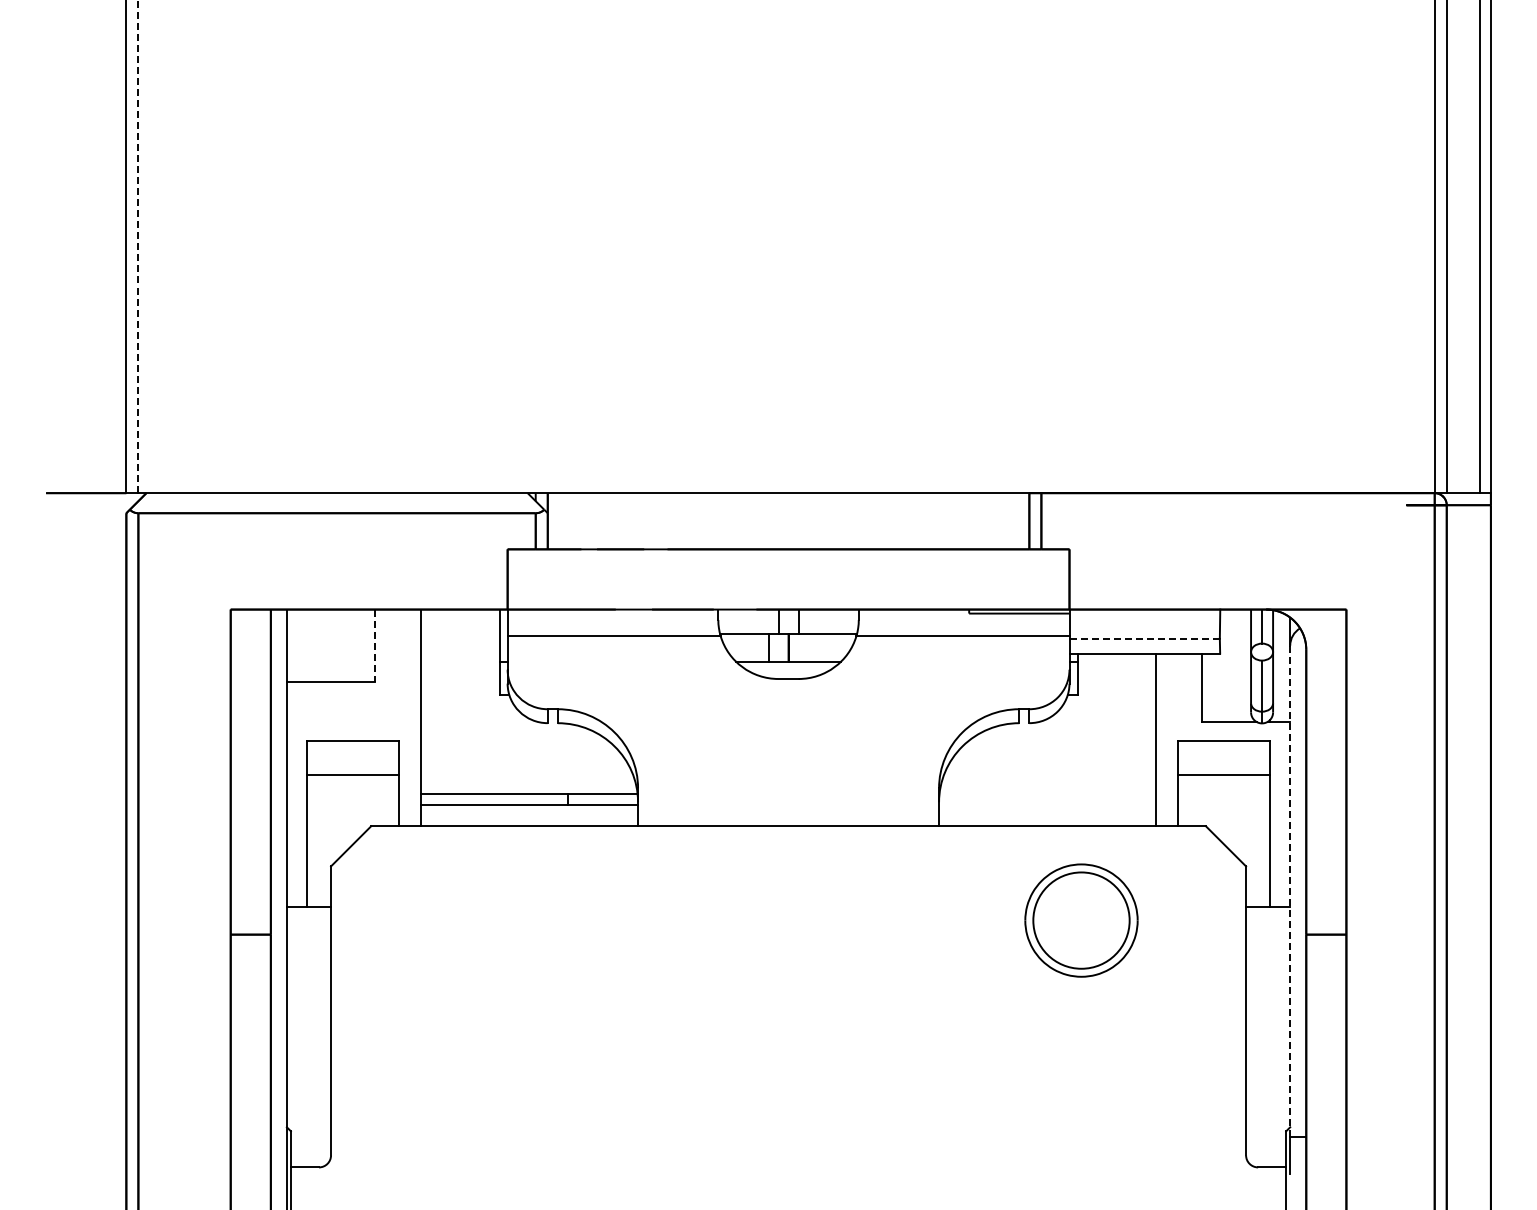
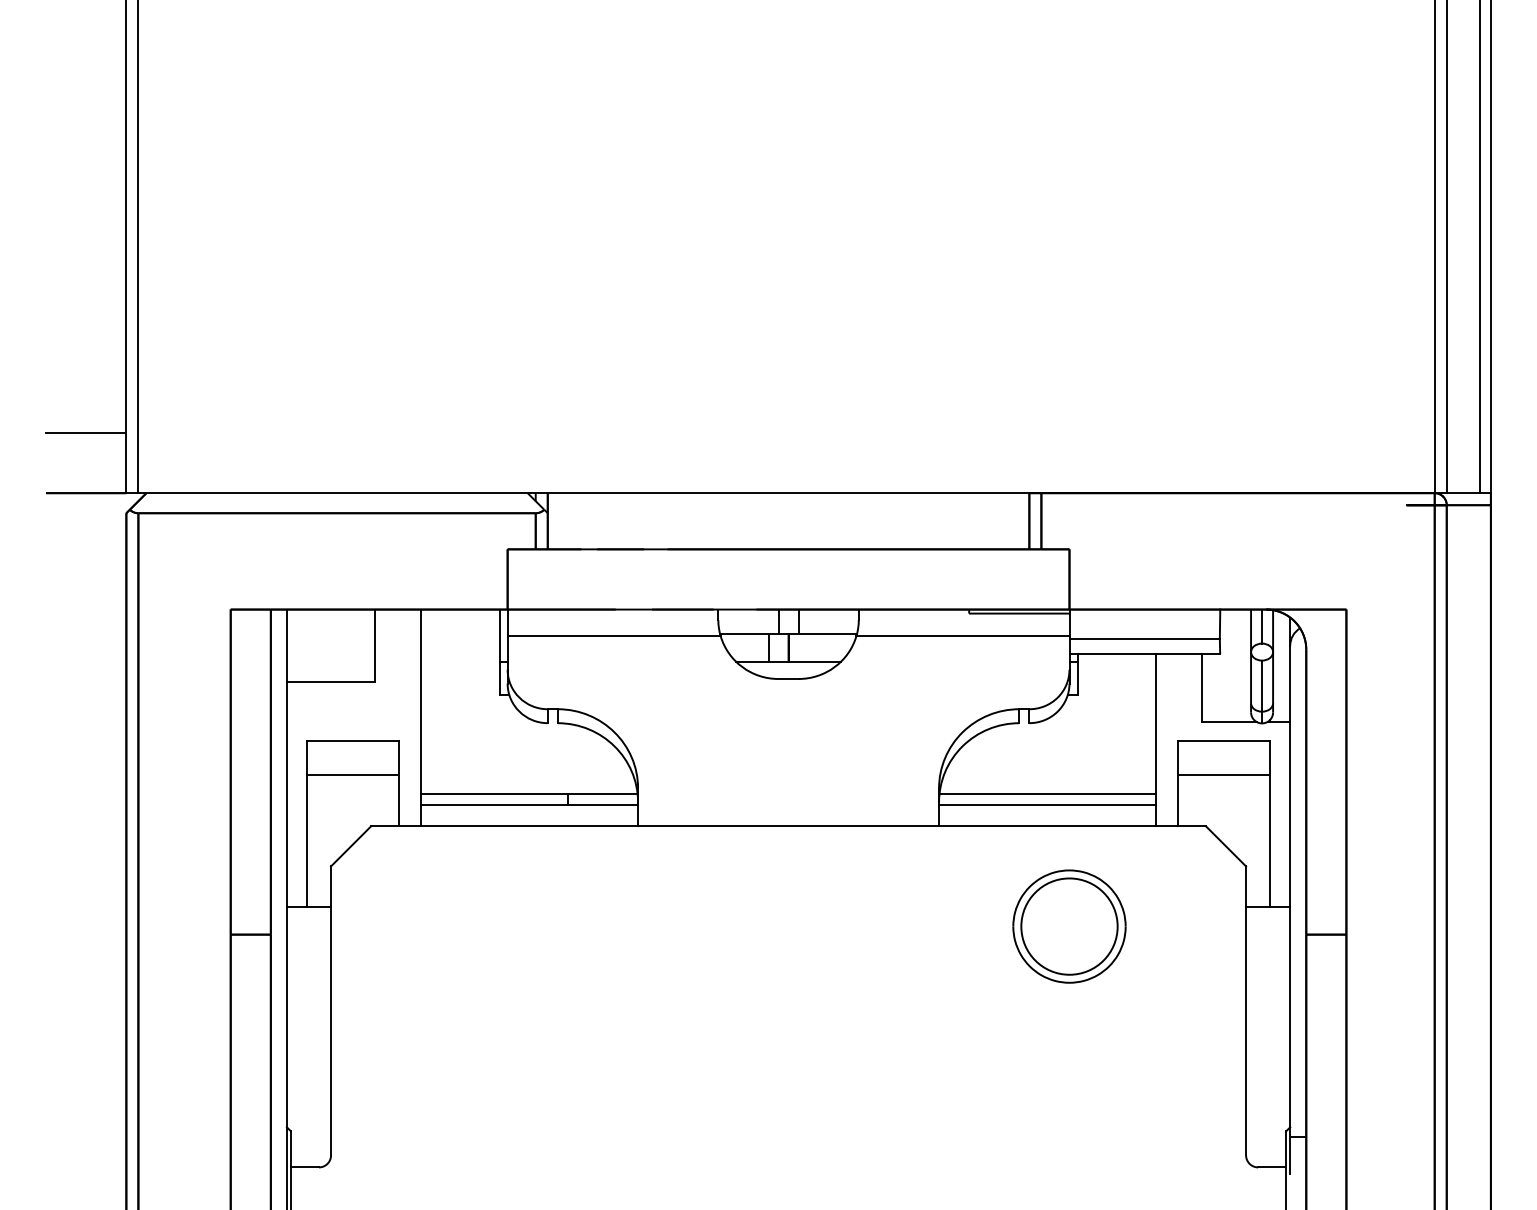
line: dashed -> solid (138, 247)
line: none -> present (86, 432)
line: dashed -> solid (1145, 638)
line: dashed -> solid (375, 646)
line: none -> present (1047, 794)
line: none -> present (1047, 804)
line: dashed -> solid (1290, 891)
part position: (1081, 920) -> (1069, 926) (1069, 926)
